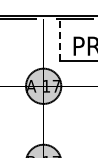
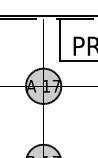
line: dashed -> solid (60, 40)
